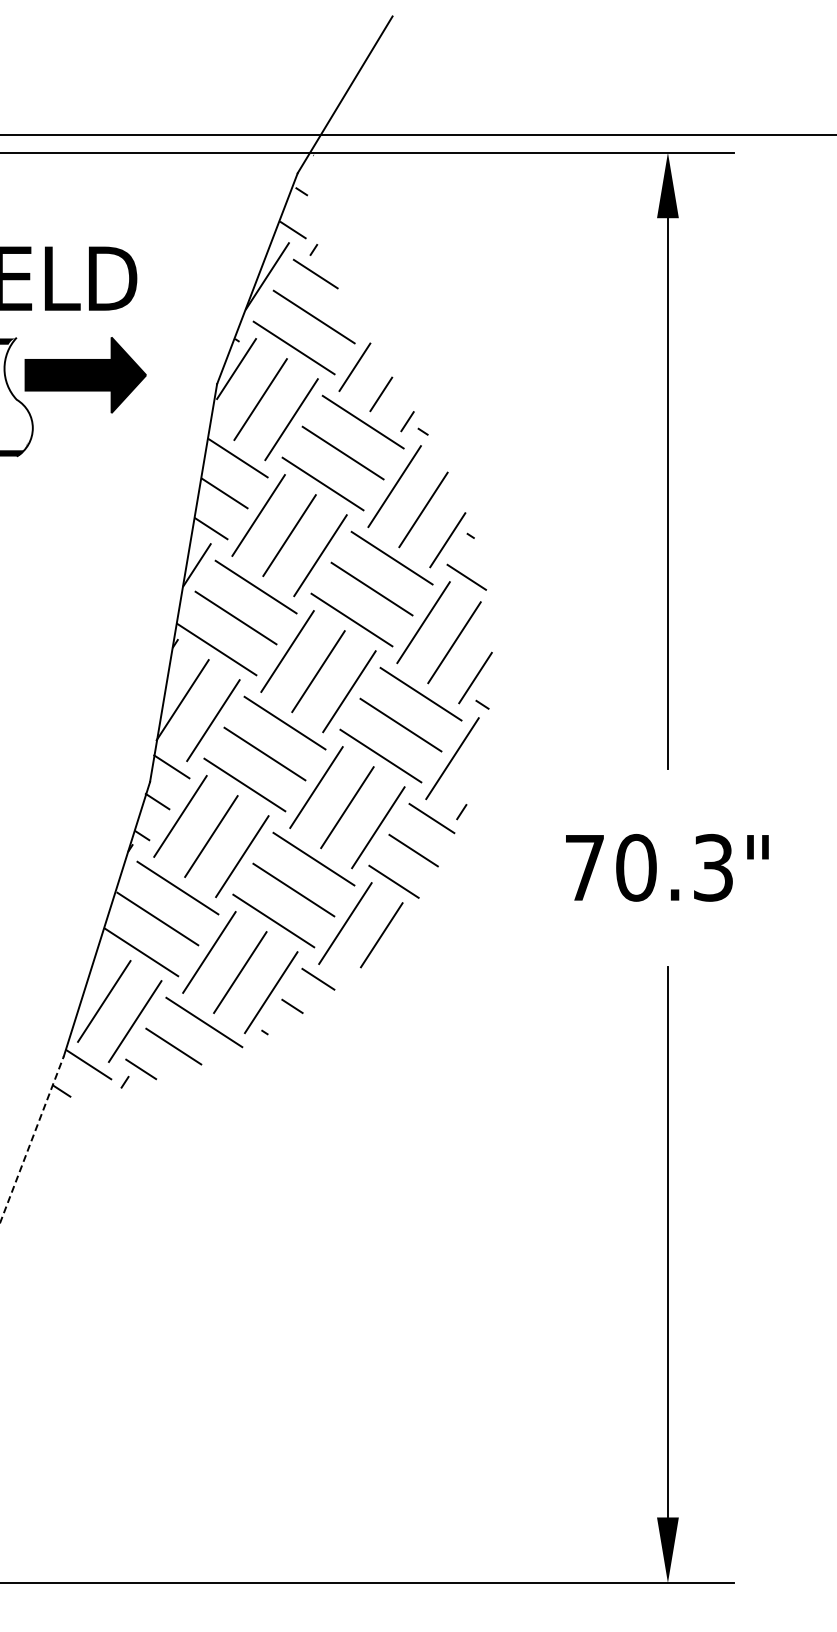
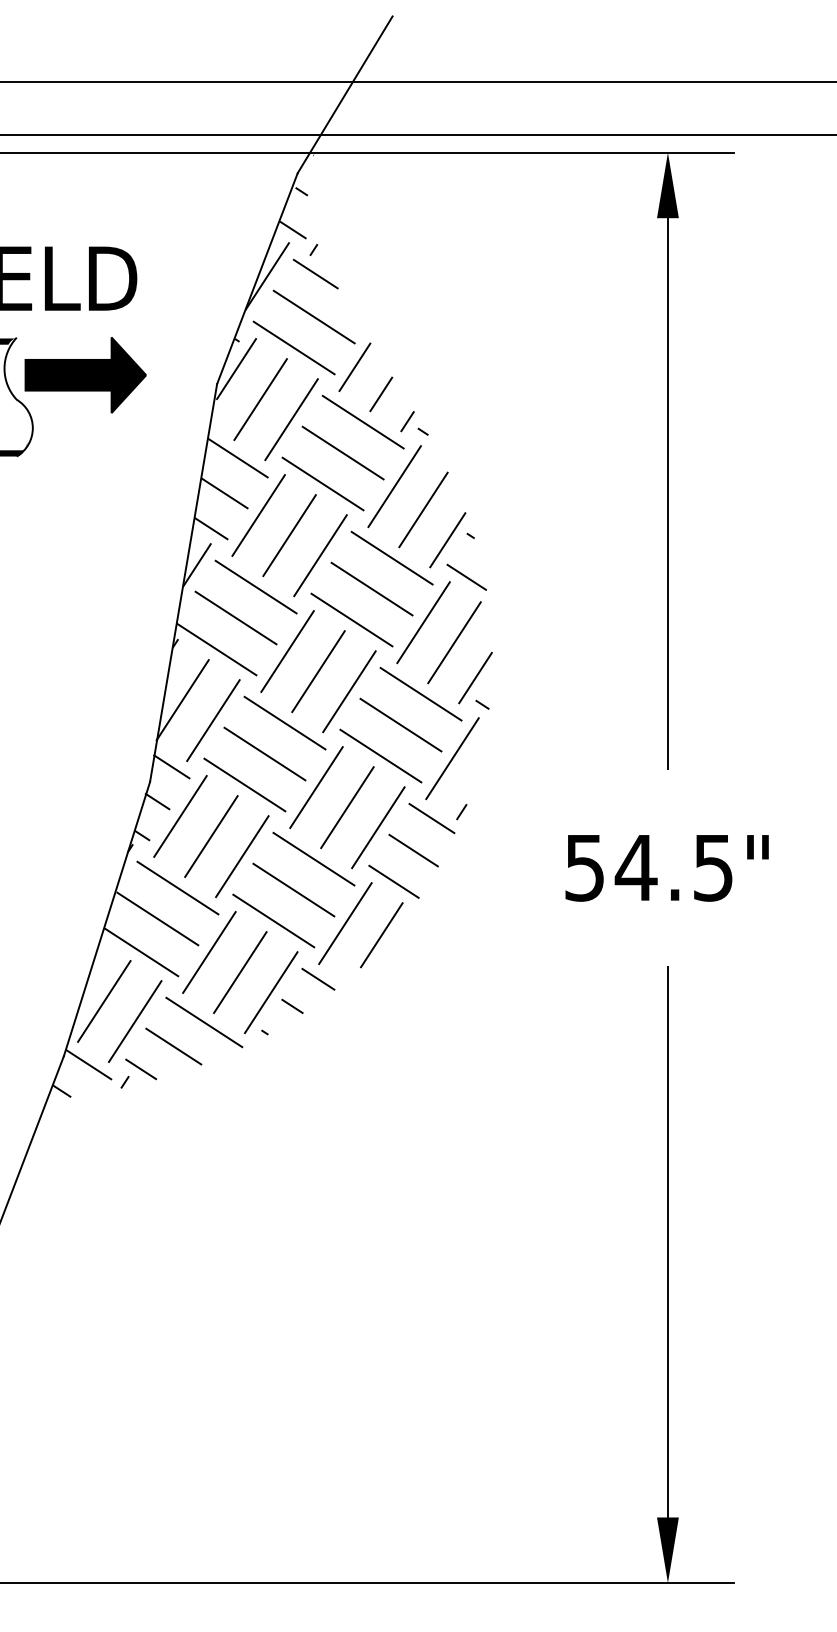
line: none -> present (417, 82)
text: 70.3" -> 54.5" (648, 867)
line: dashed -> solid (32, 1139)
